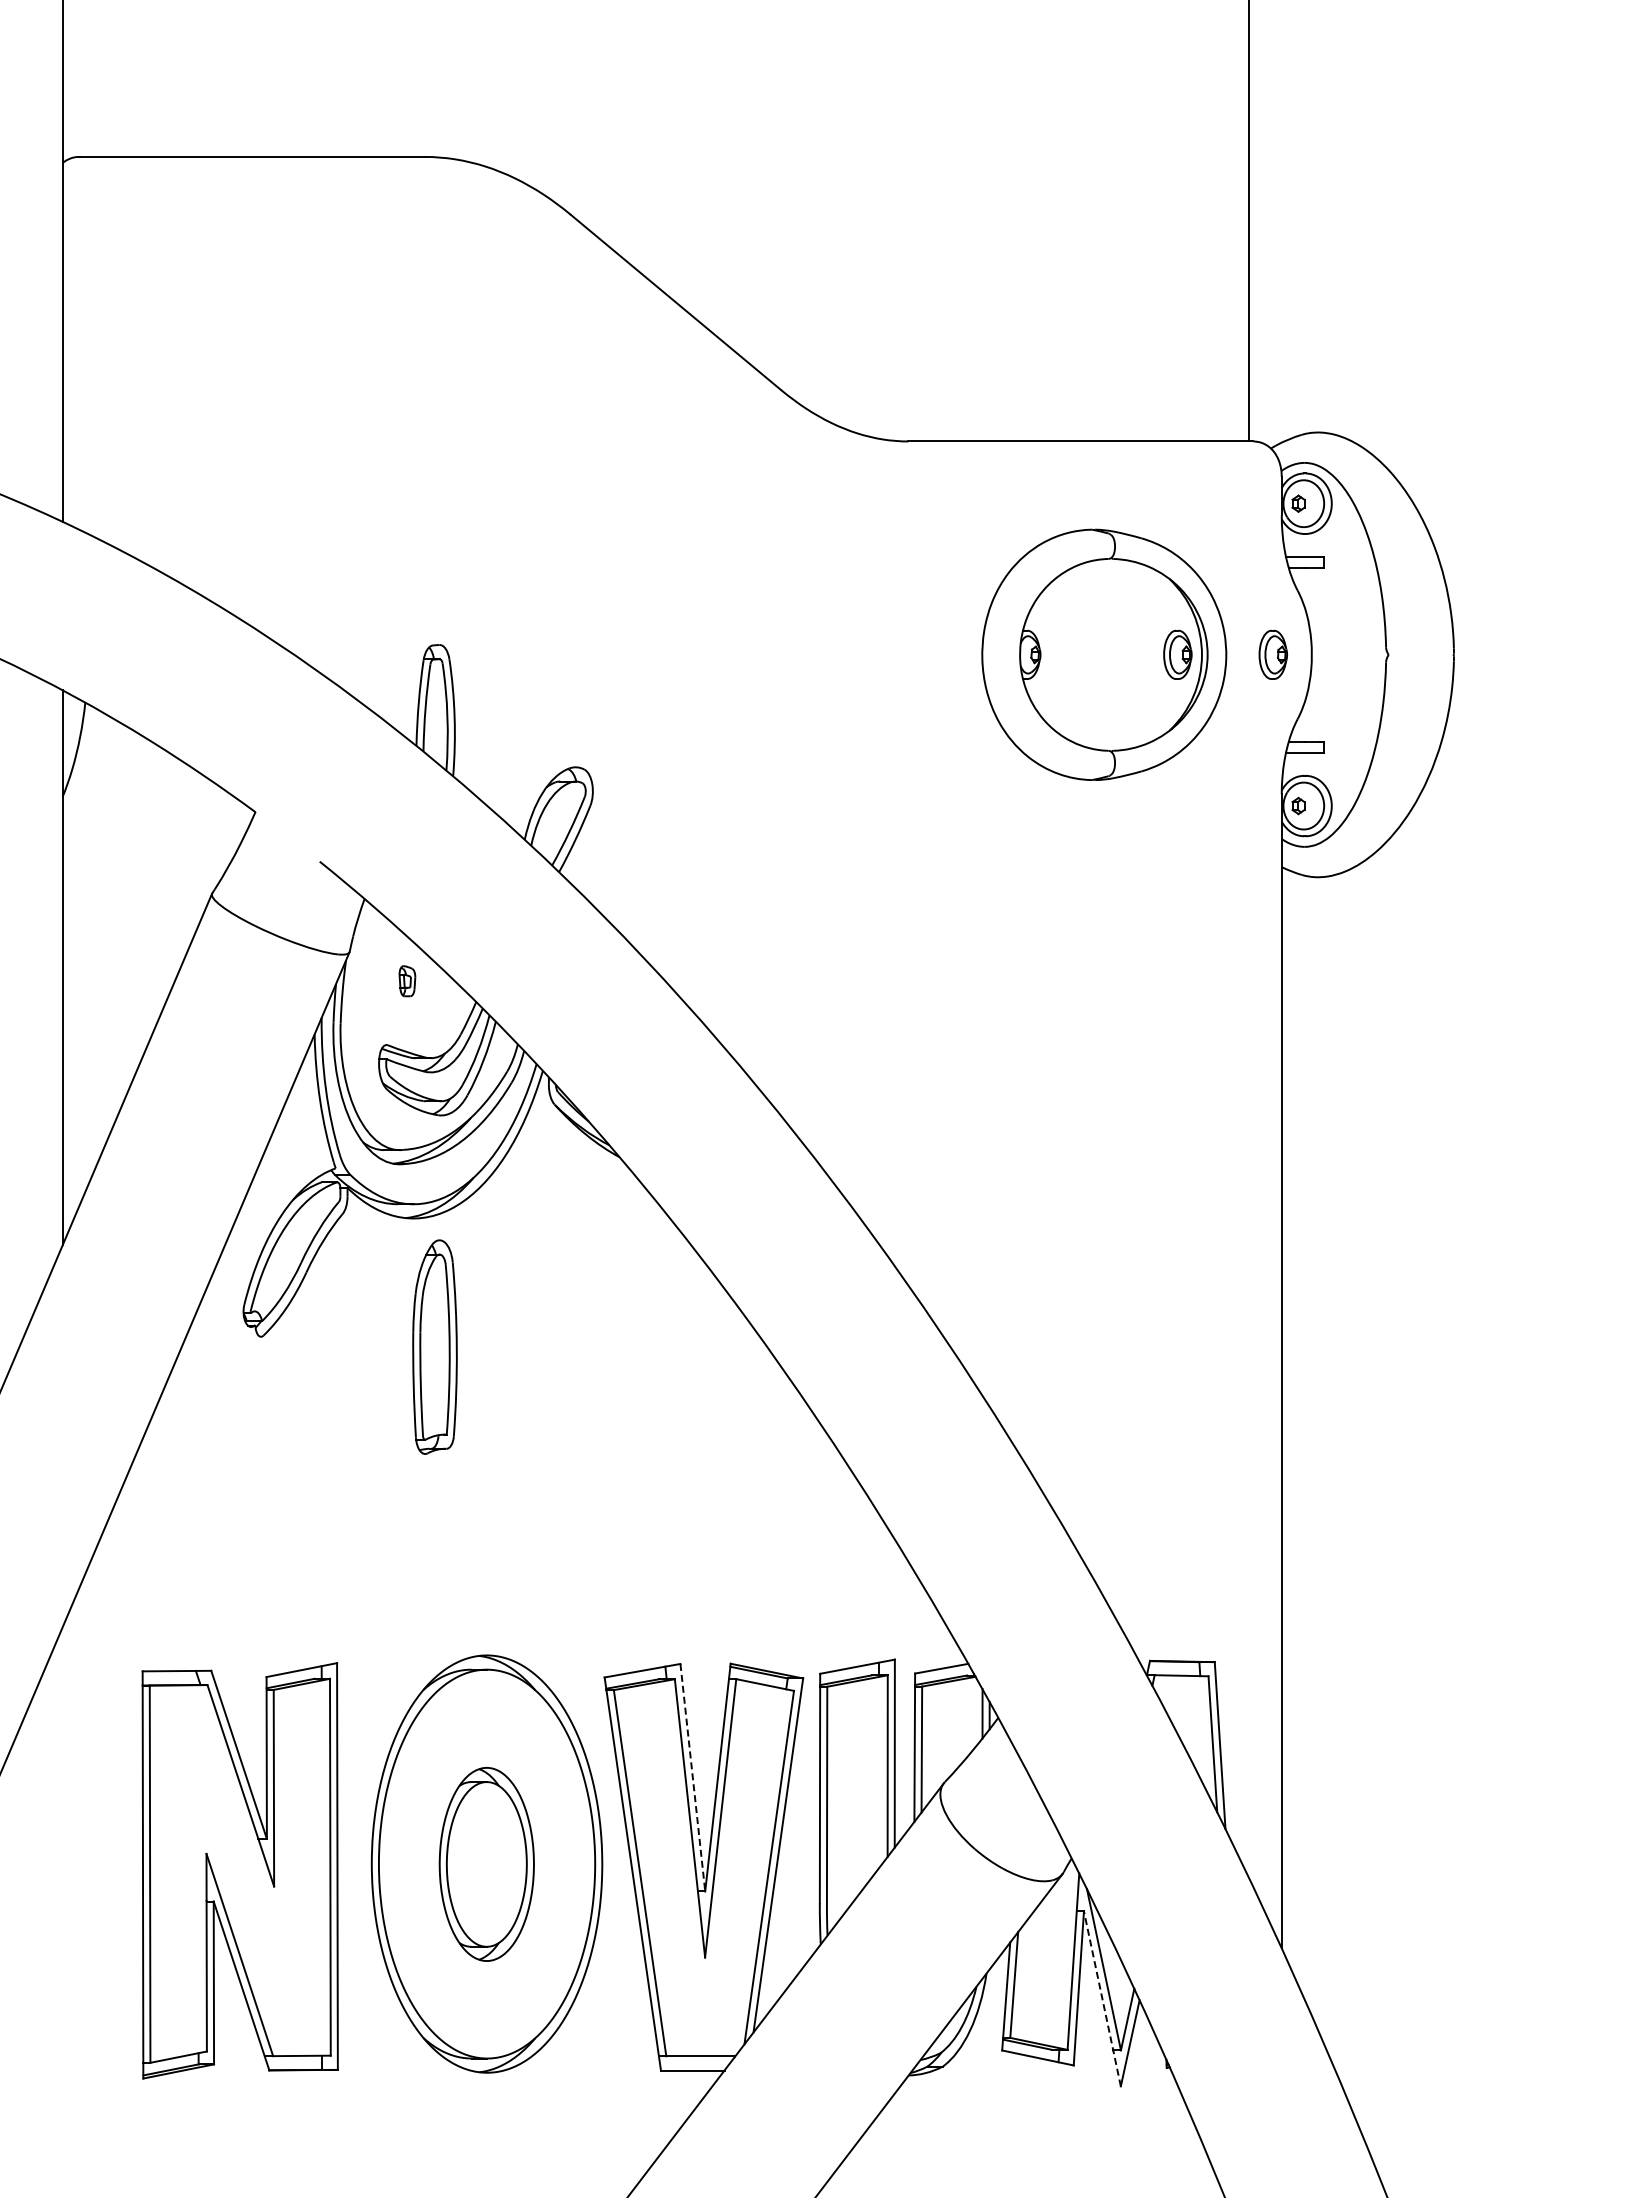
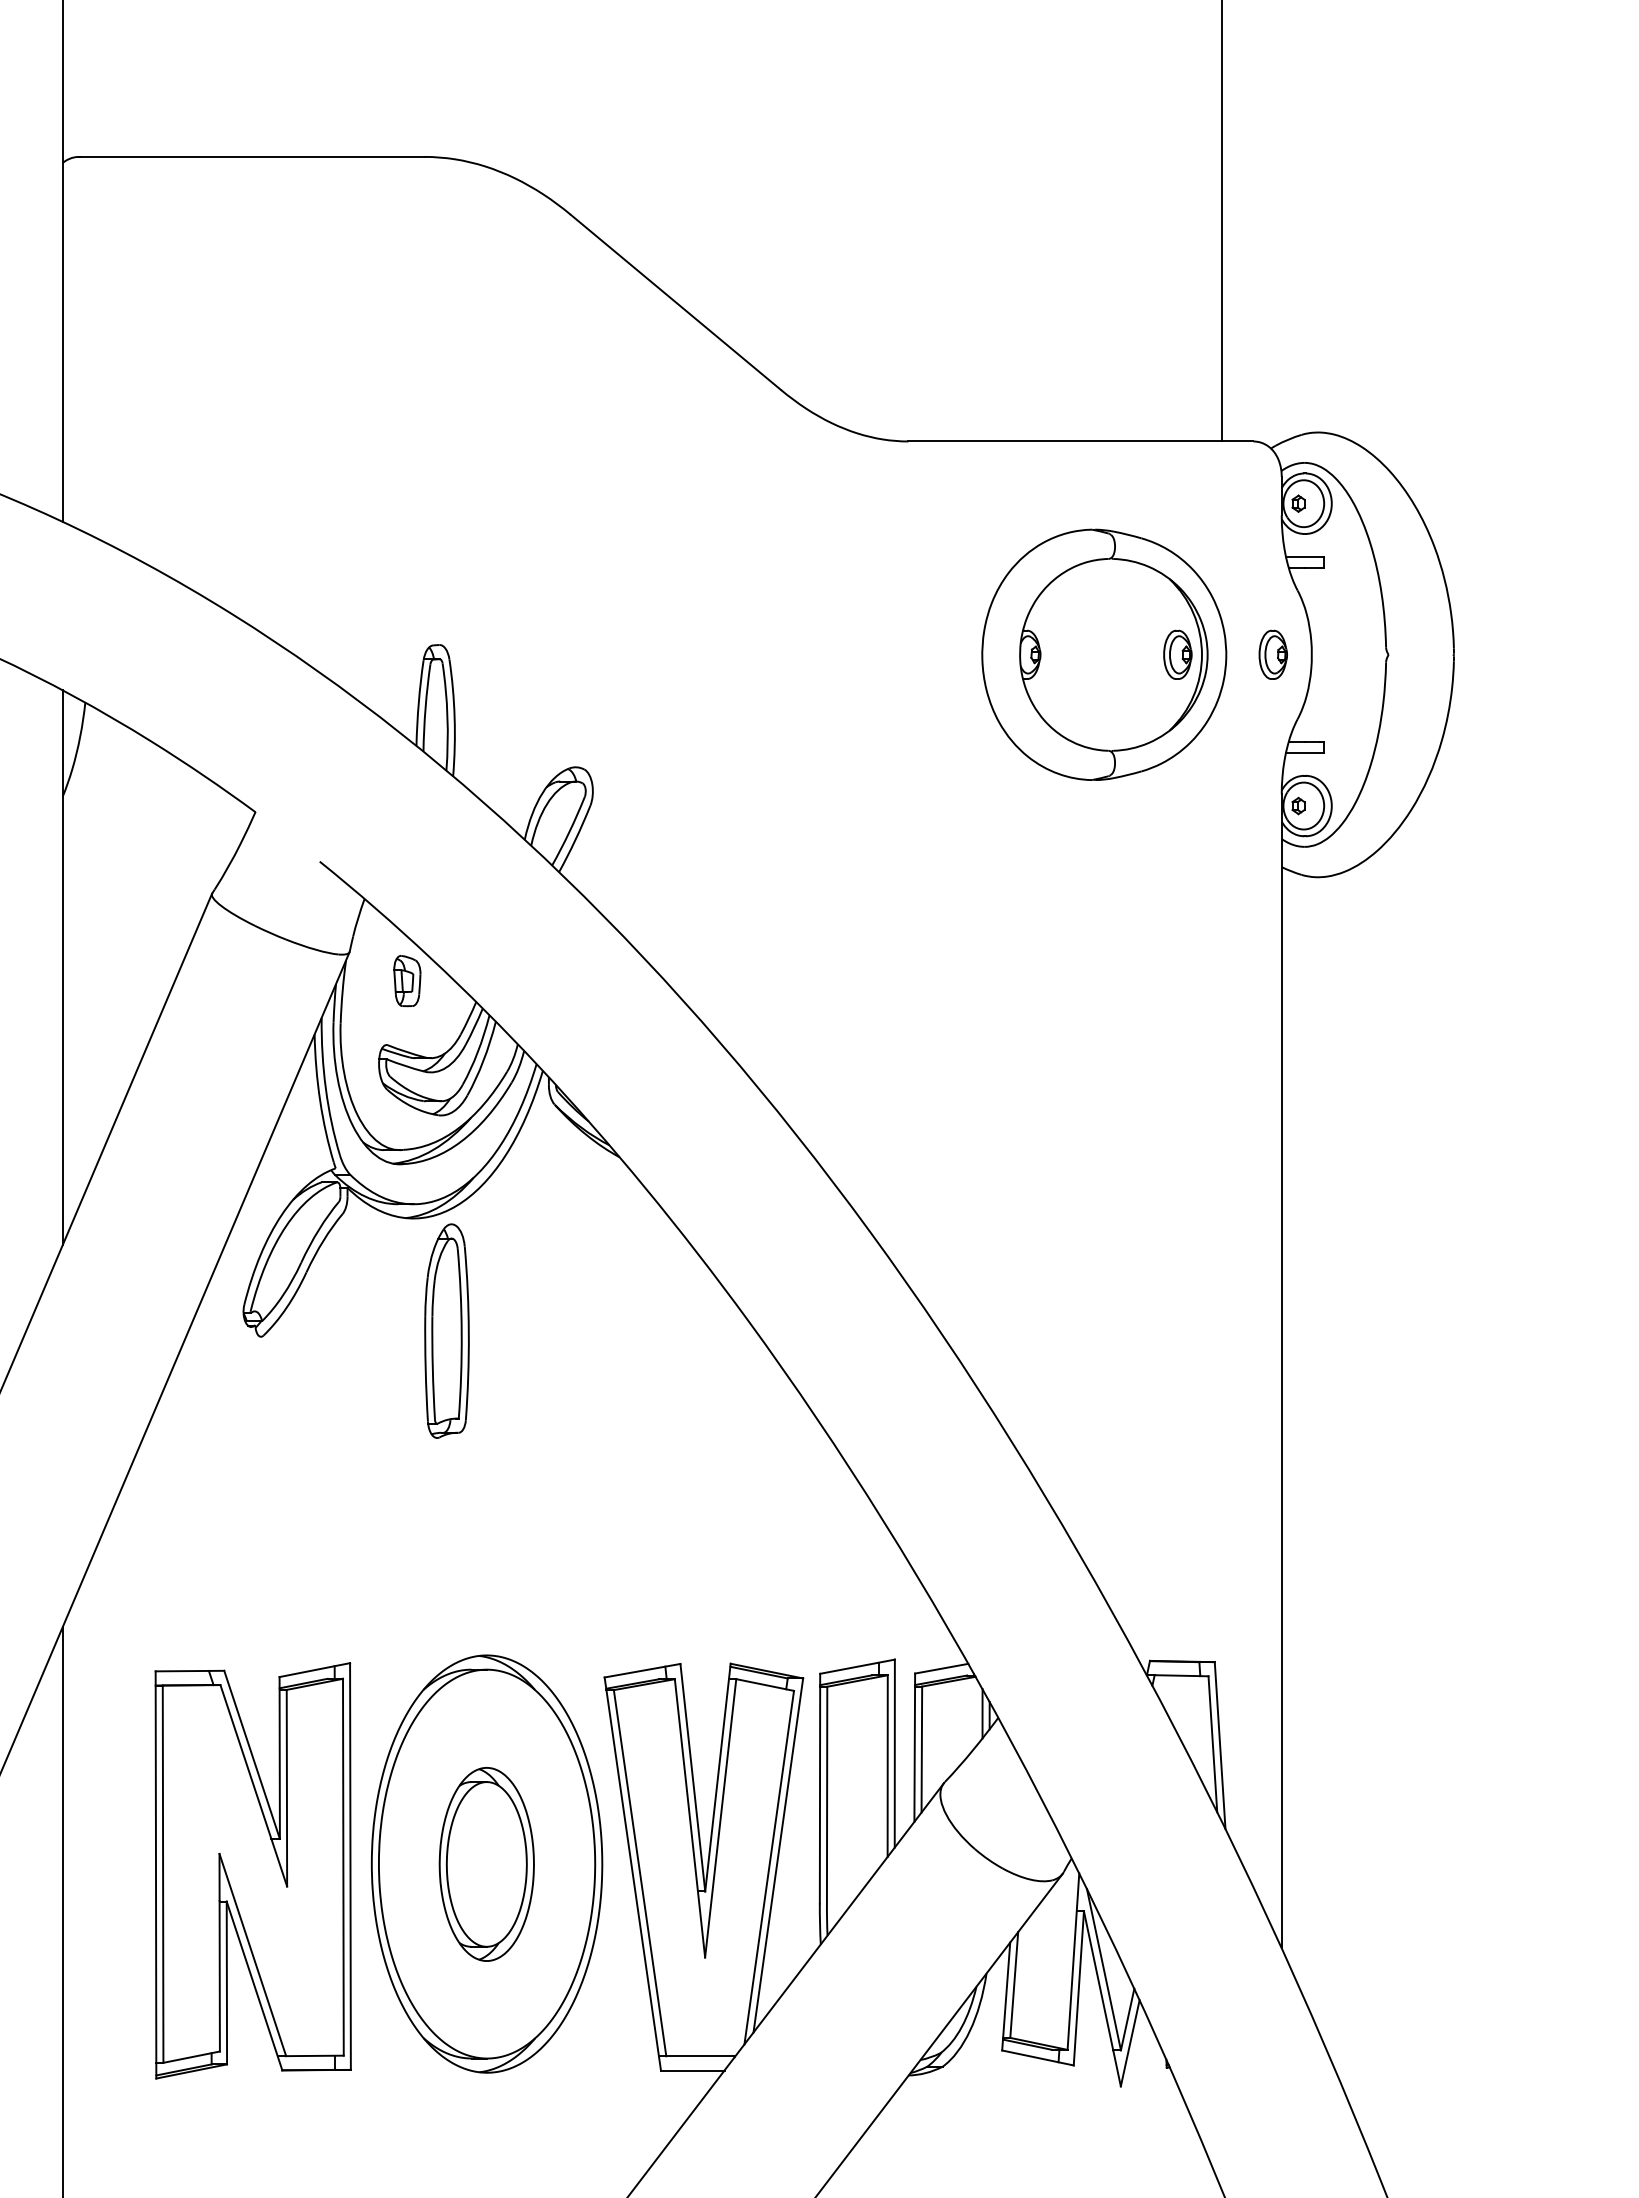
line position: (1249, 221) -> (1222, 221) (1222, 221)
part size: 19x33 px -> 29x53 px (407, 981)
part position: (434, 1346) -> (446, 1330) (446, 1330)
line: dashed -> solid (692, 1778)
part position: (239, 1870) -> (252, 1870) (252, 1870)
line: none -> present (62, 1910)
line: dashed -> solid (1102, 1998)
